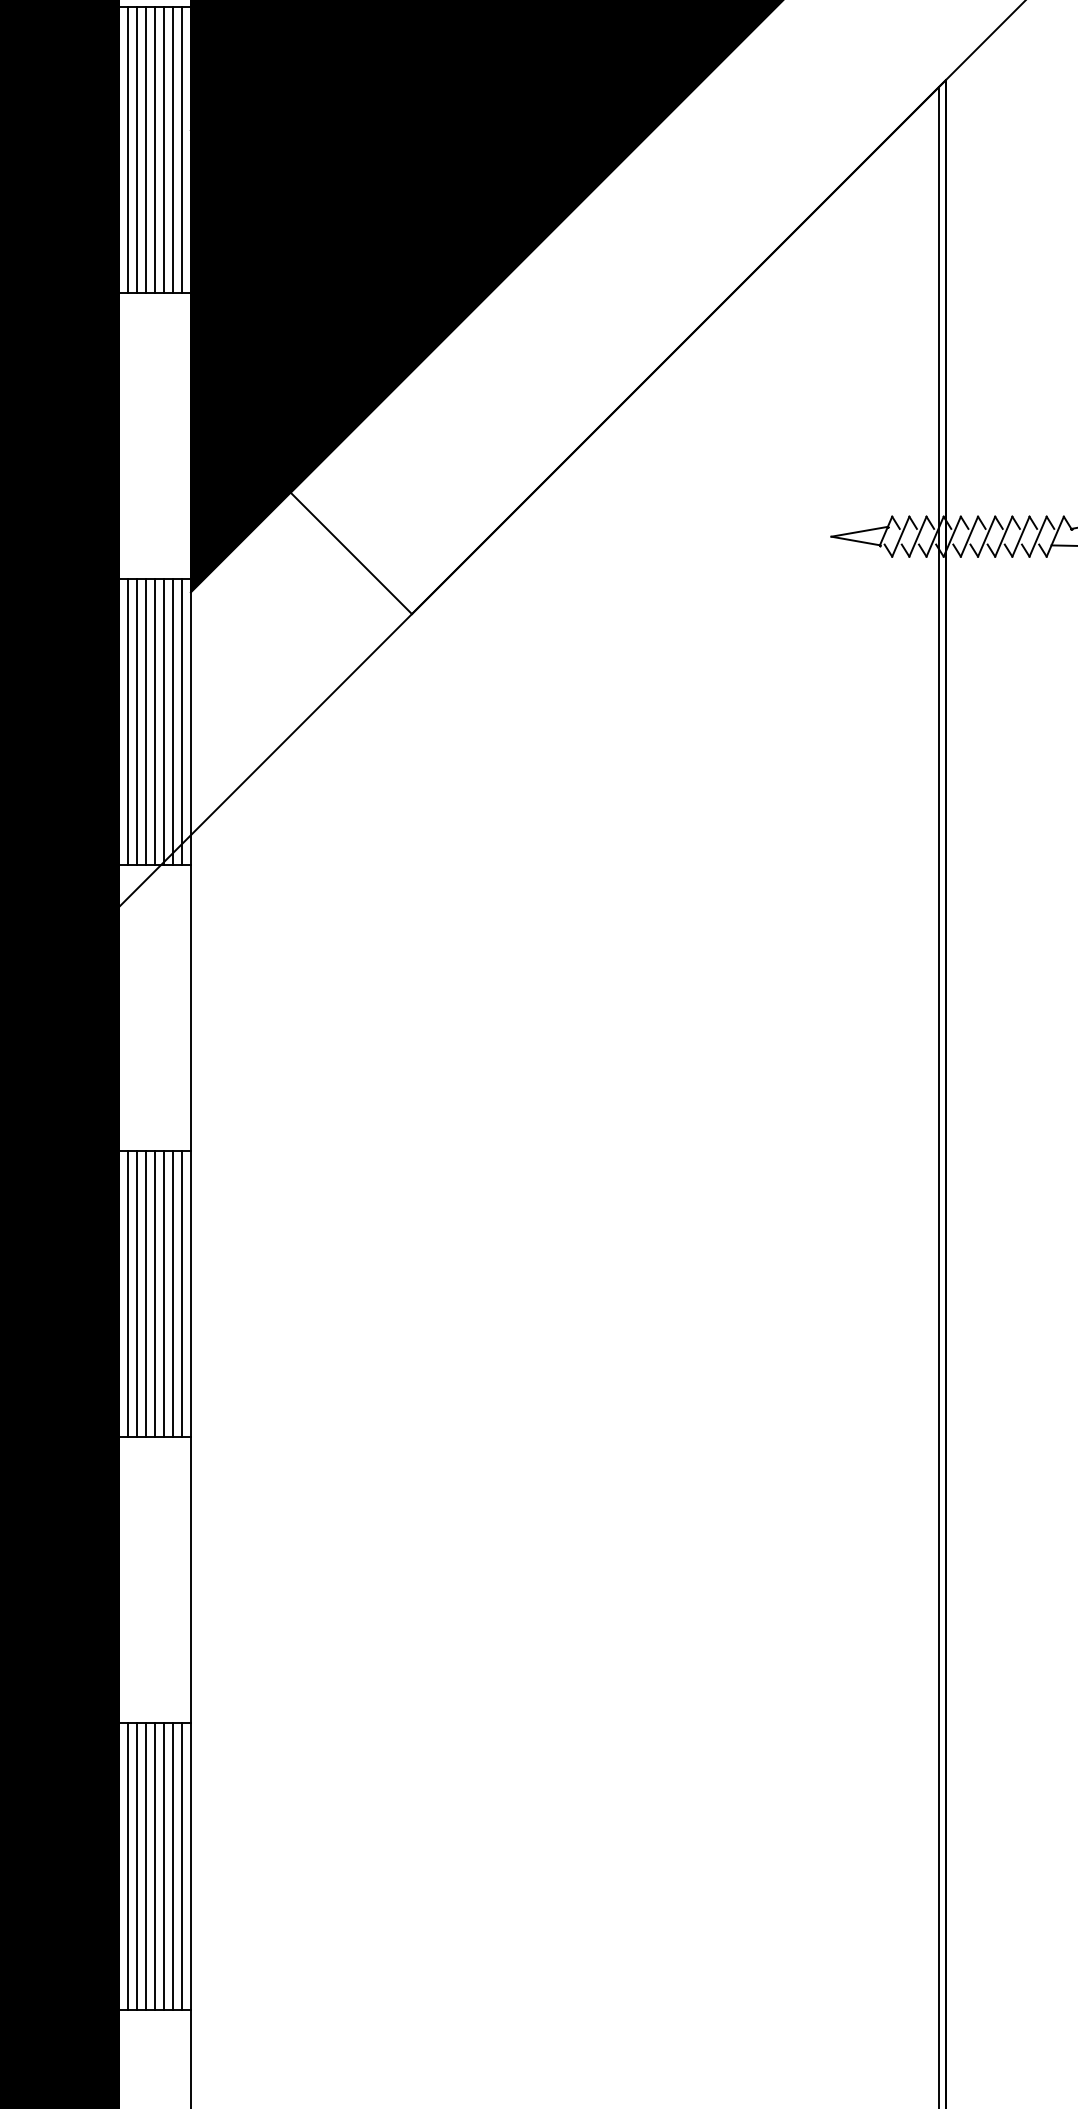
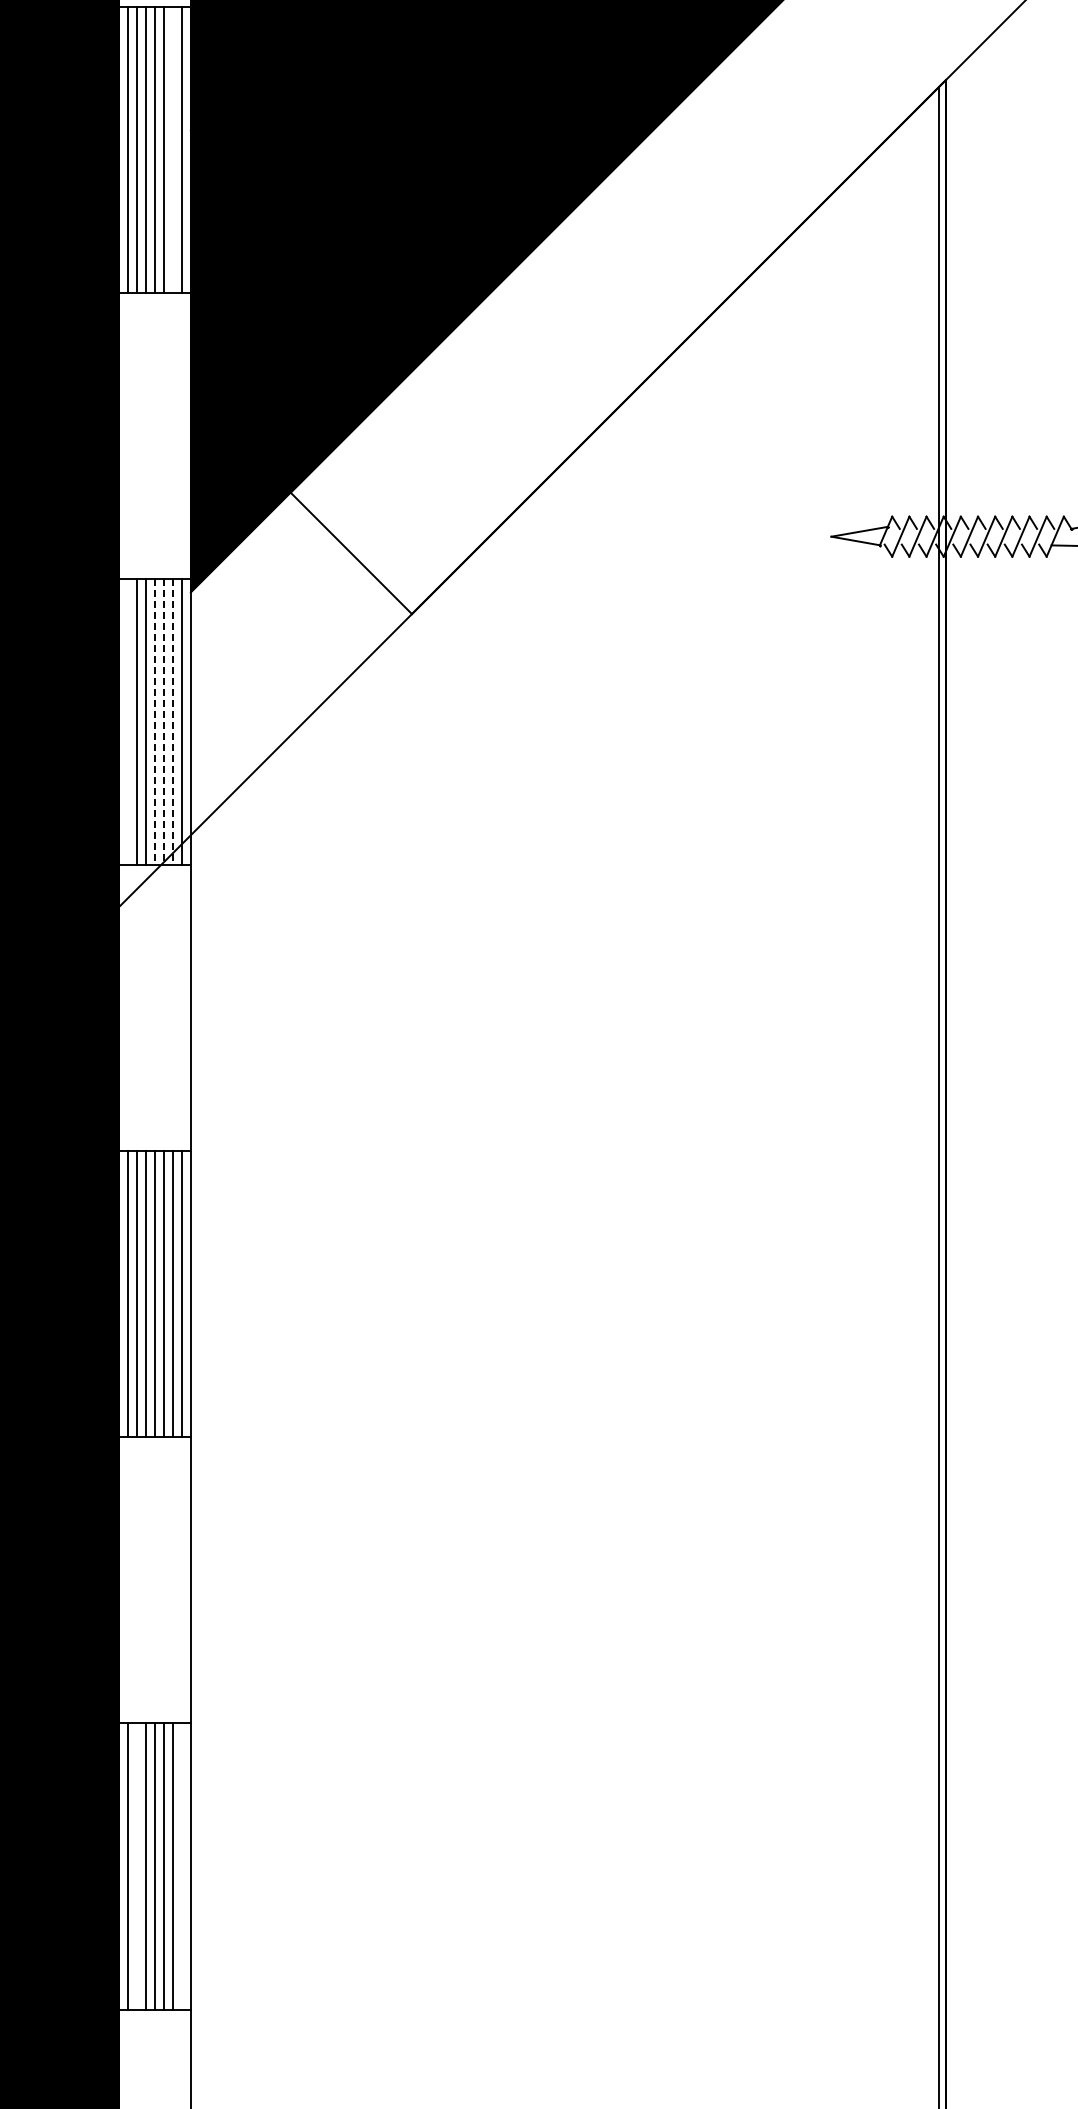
line: present -> none (173, 150)
line: present -> none (128, 722)
line: solid -> dashed (155, 722)
line: solid -> dashed (163, 722)
line: solid -> dashed (173, 722)
line: present -> none (137, 1866)
line: present -> none (181, 1866)
